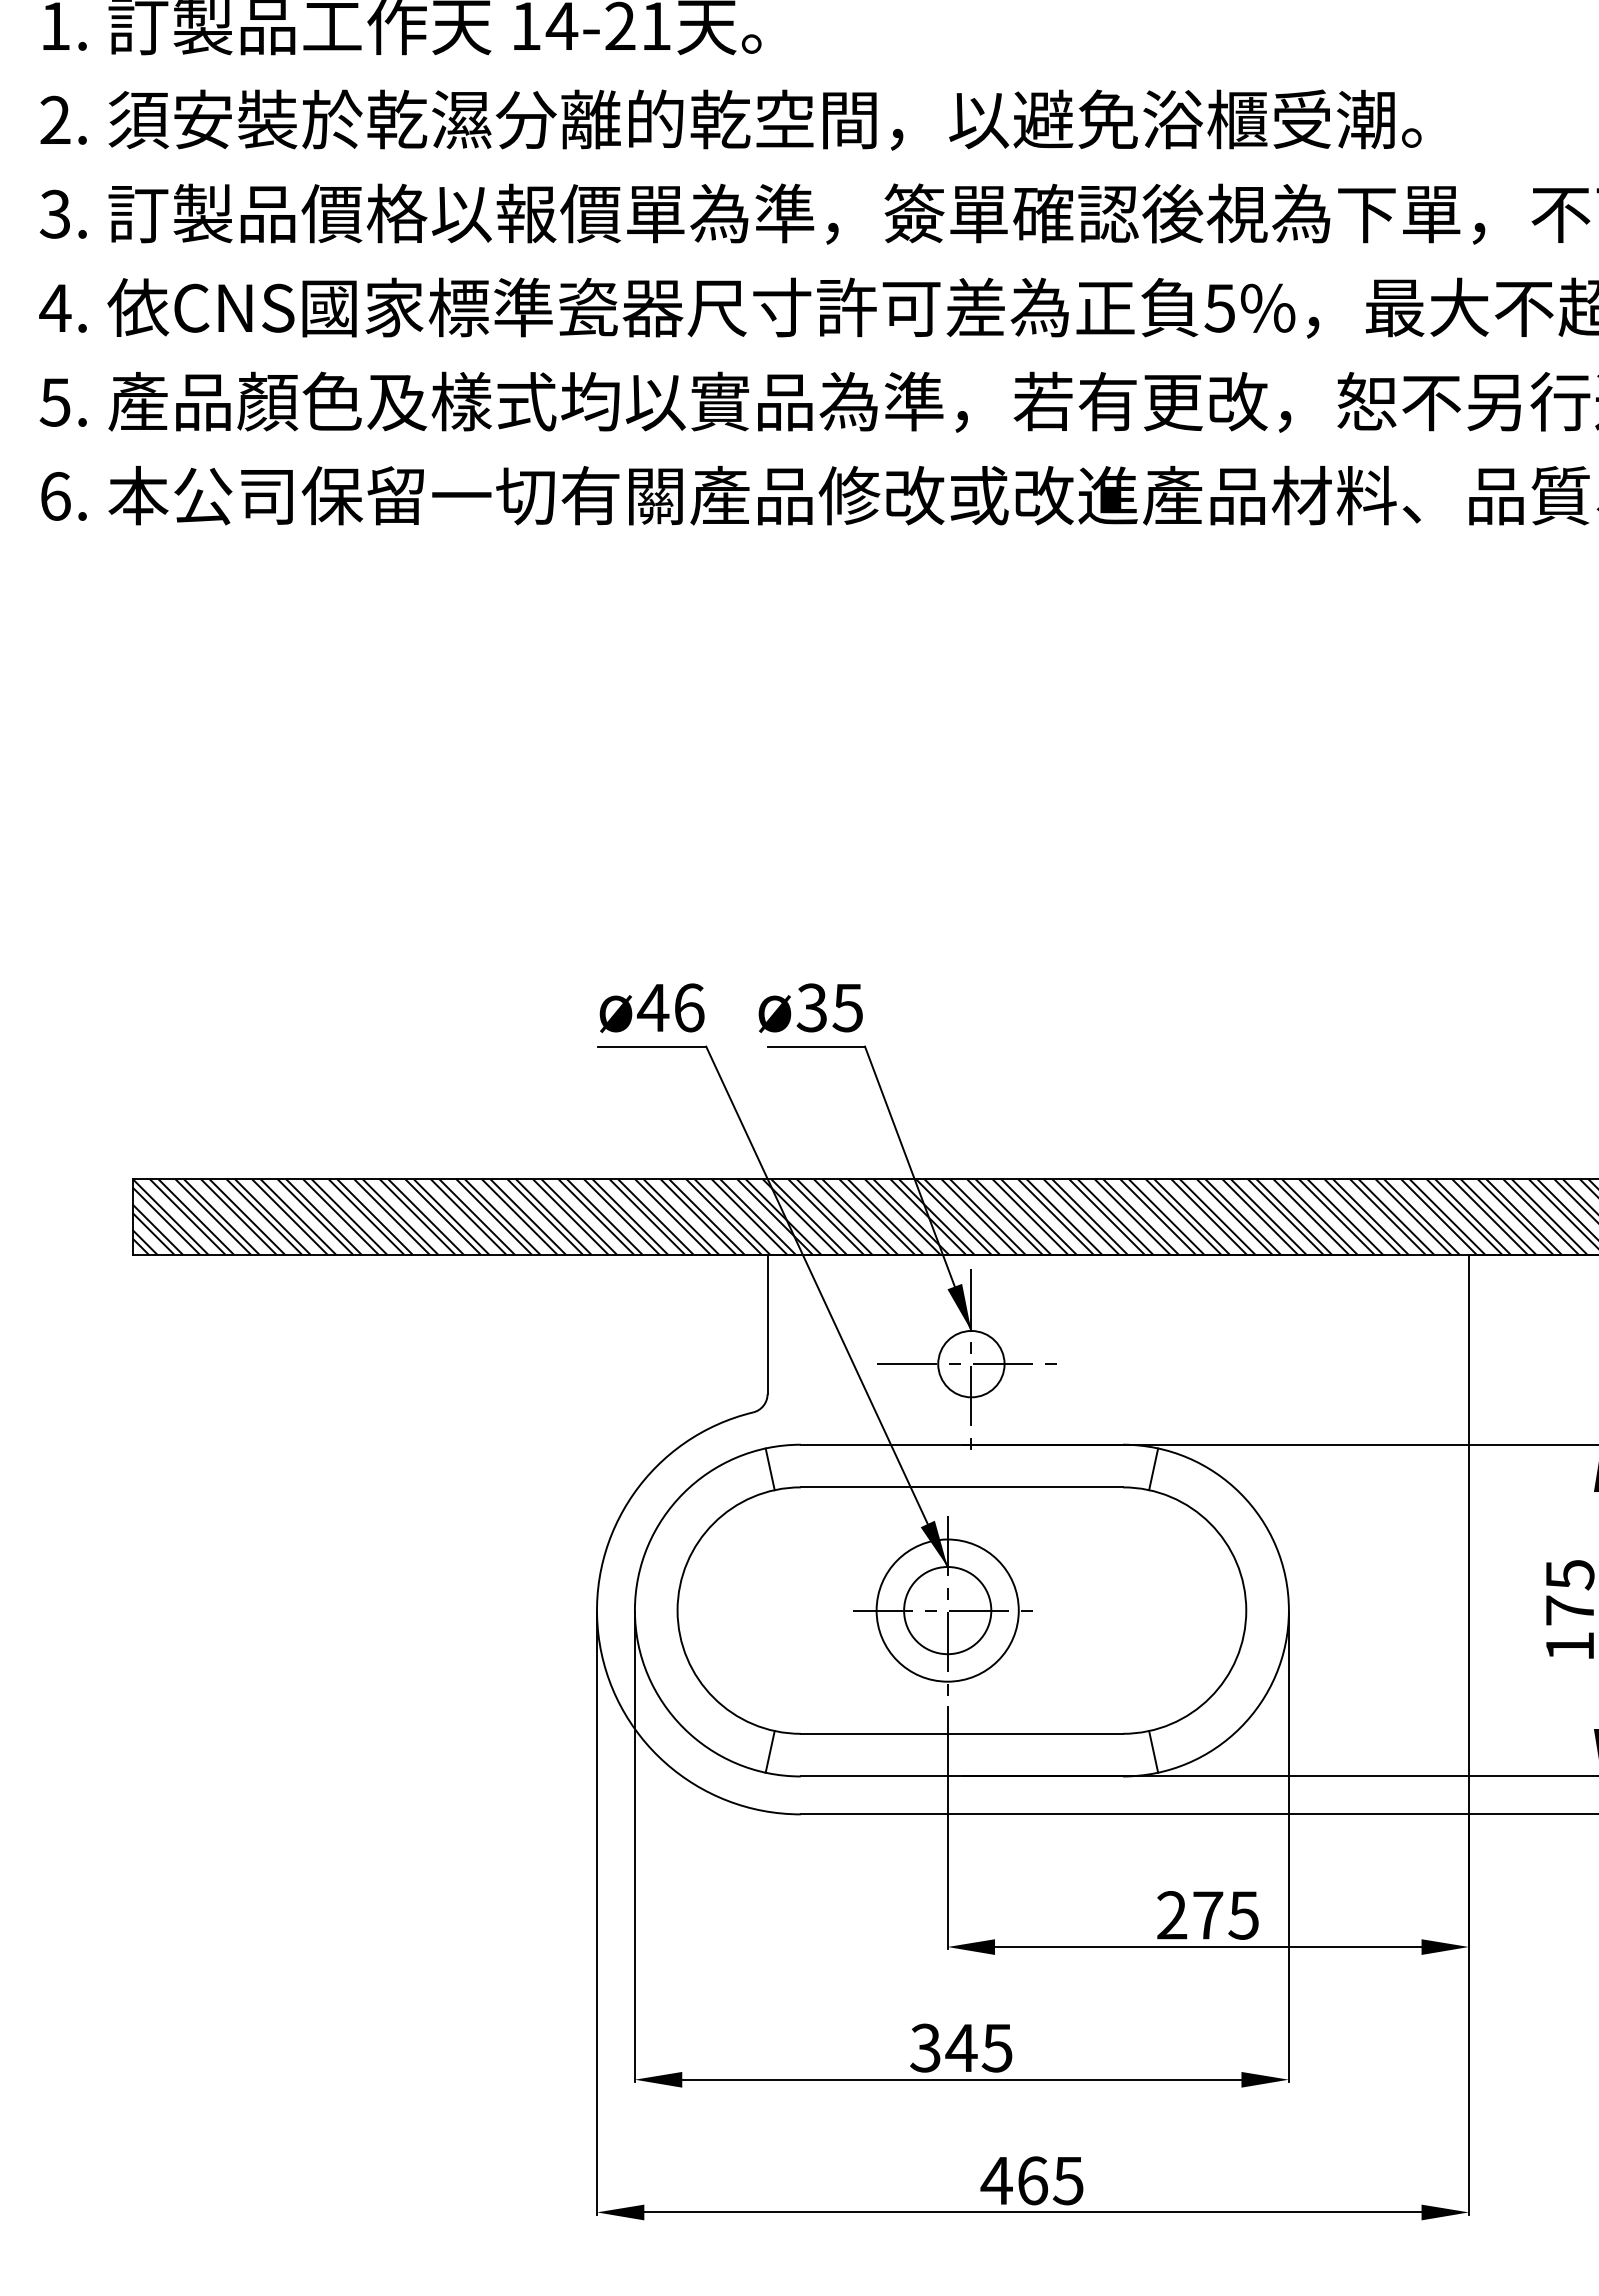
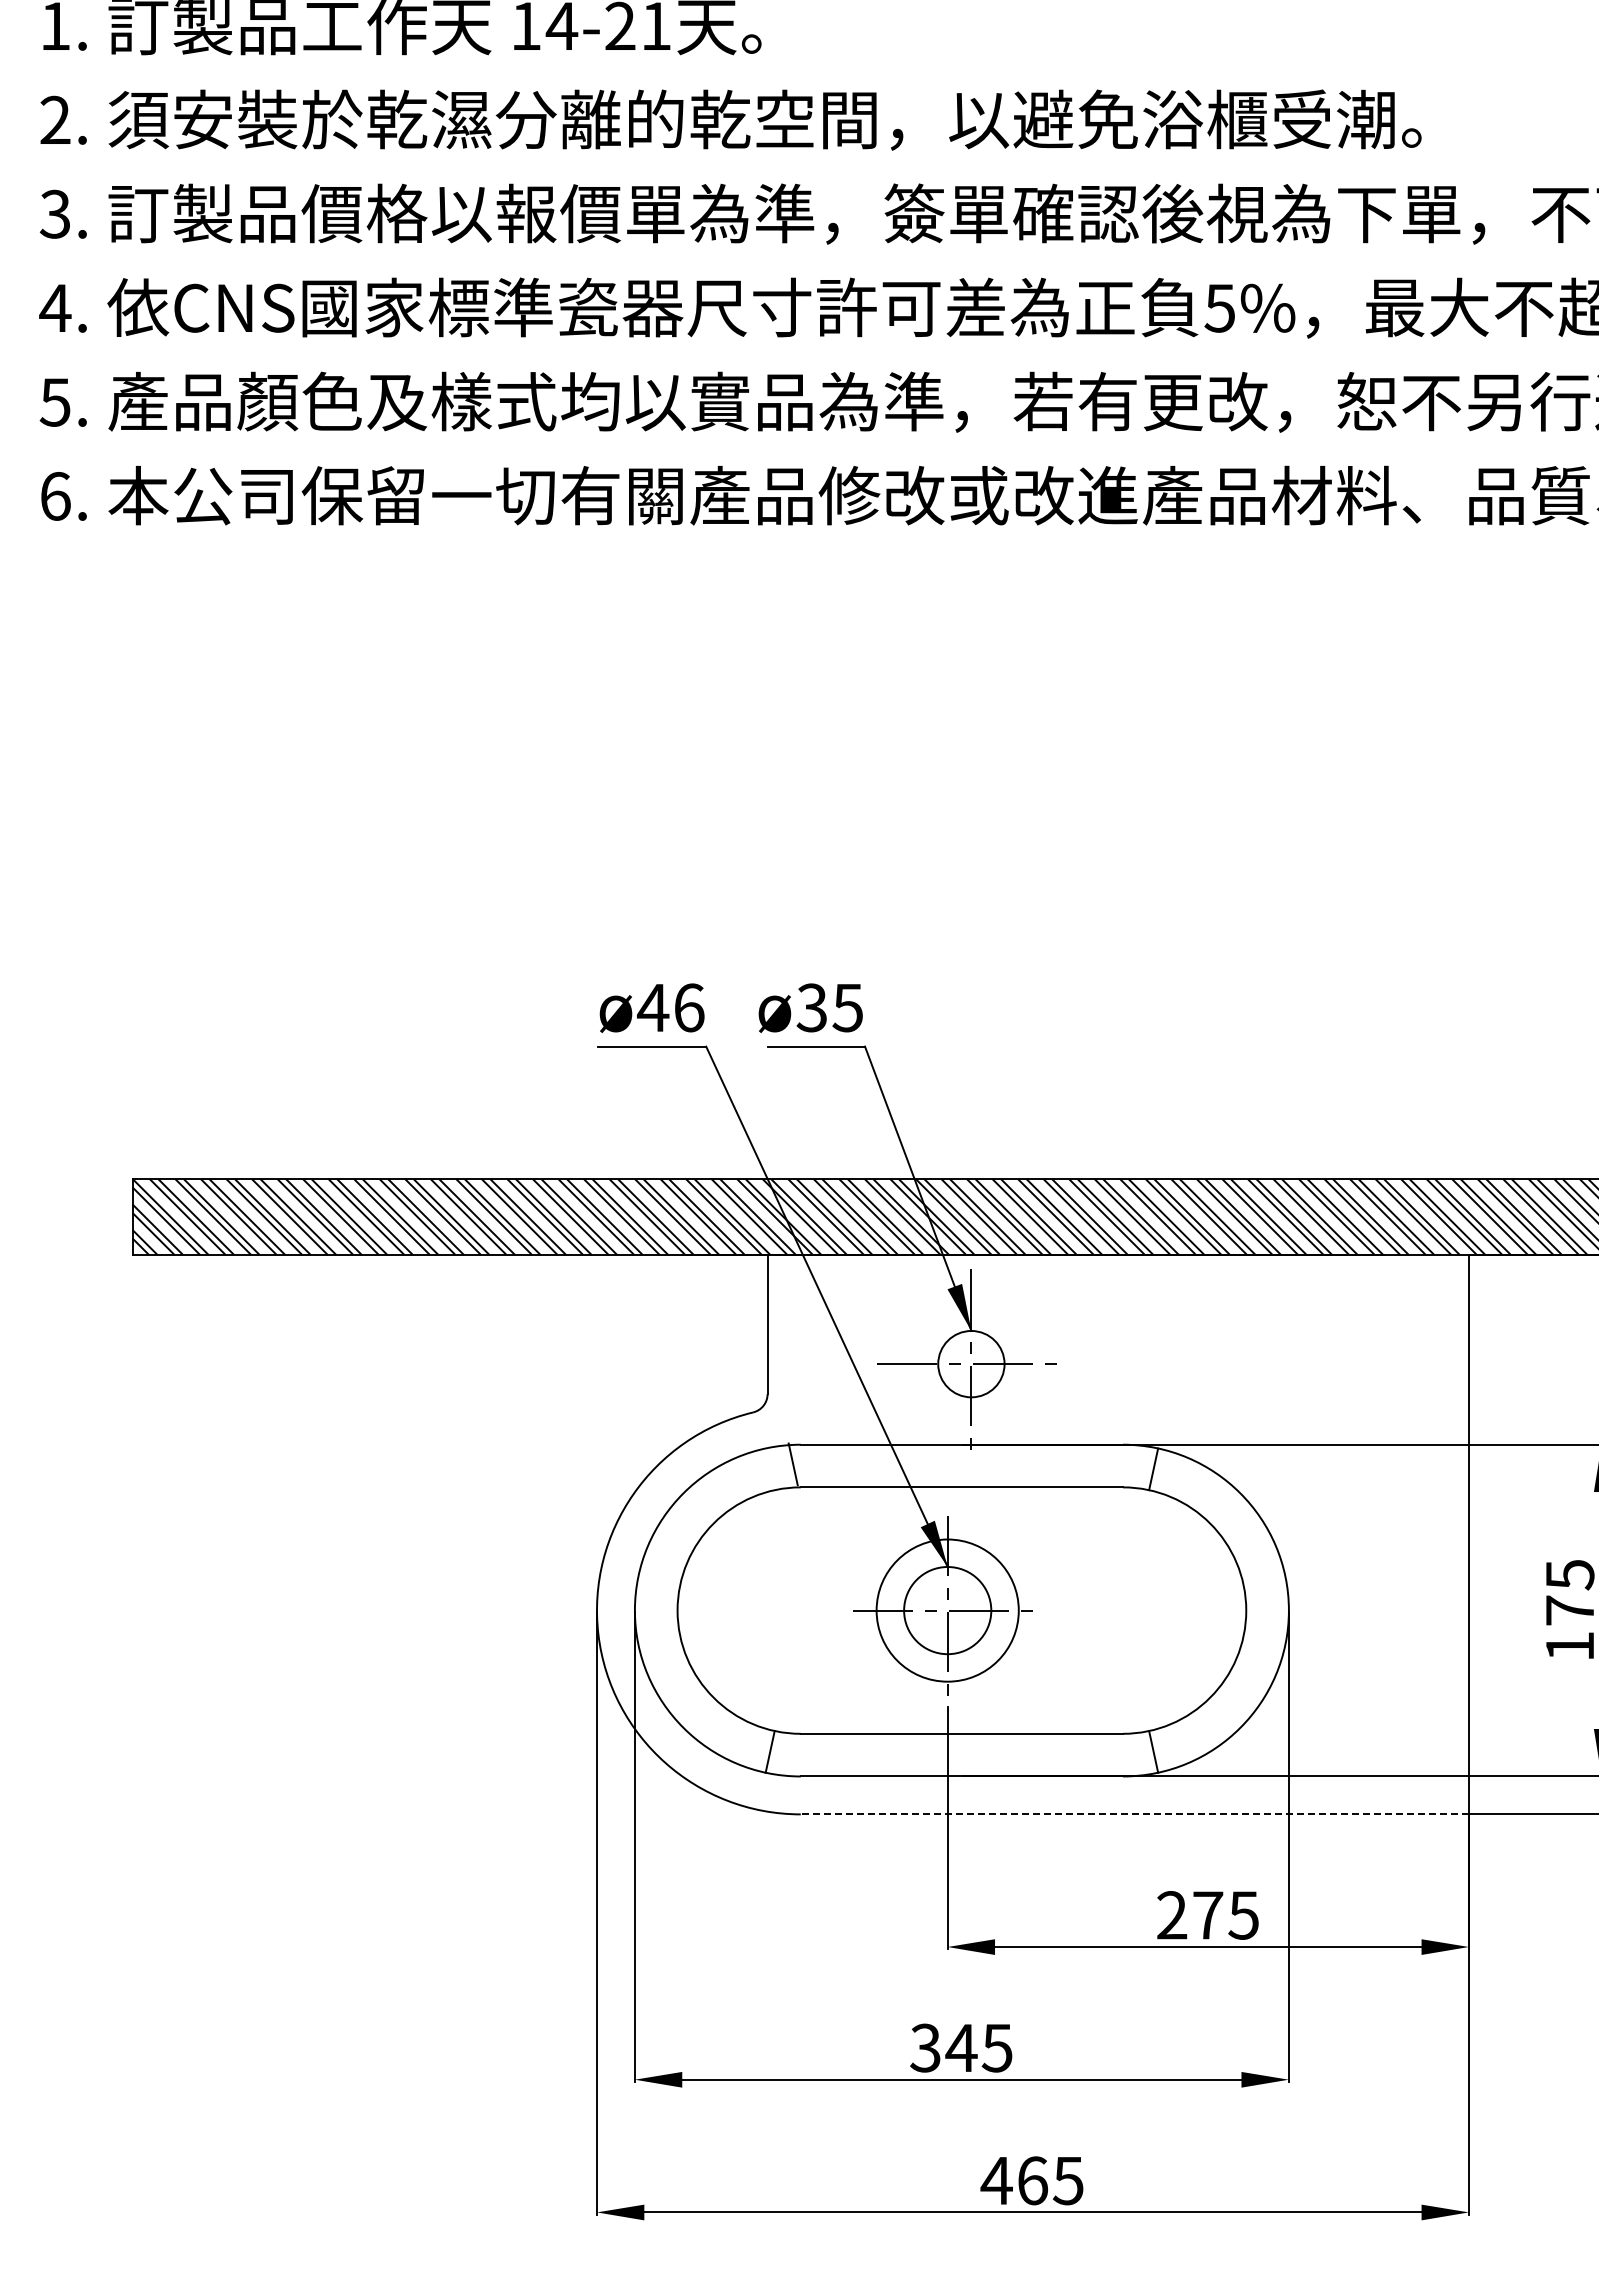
line position: (769, 1469) -> (792, 1464) (792, 1464)
line: solid -> dashed (1134, 1814)
